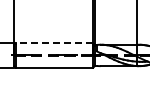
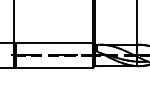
line: dashed -> solid (54, 43)
